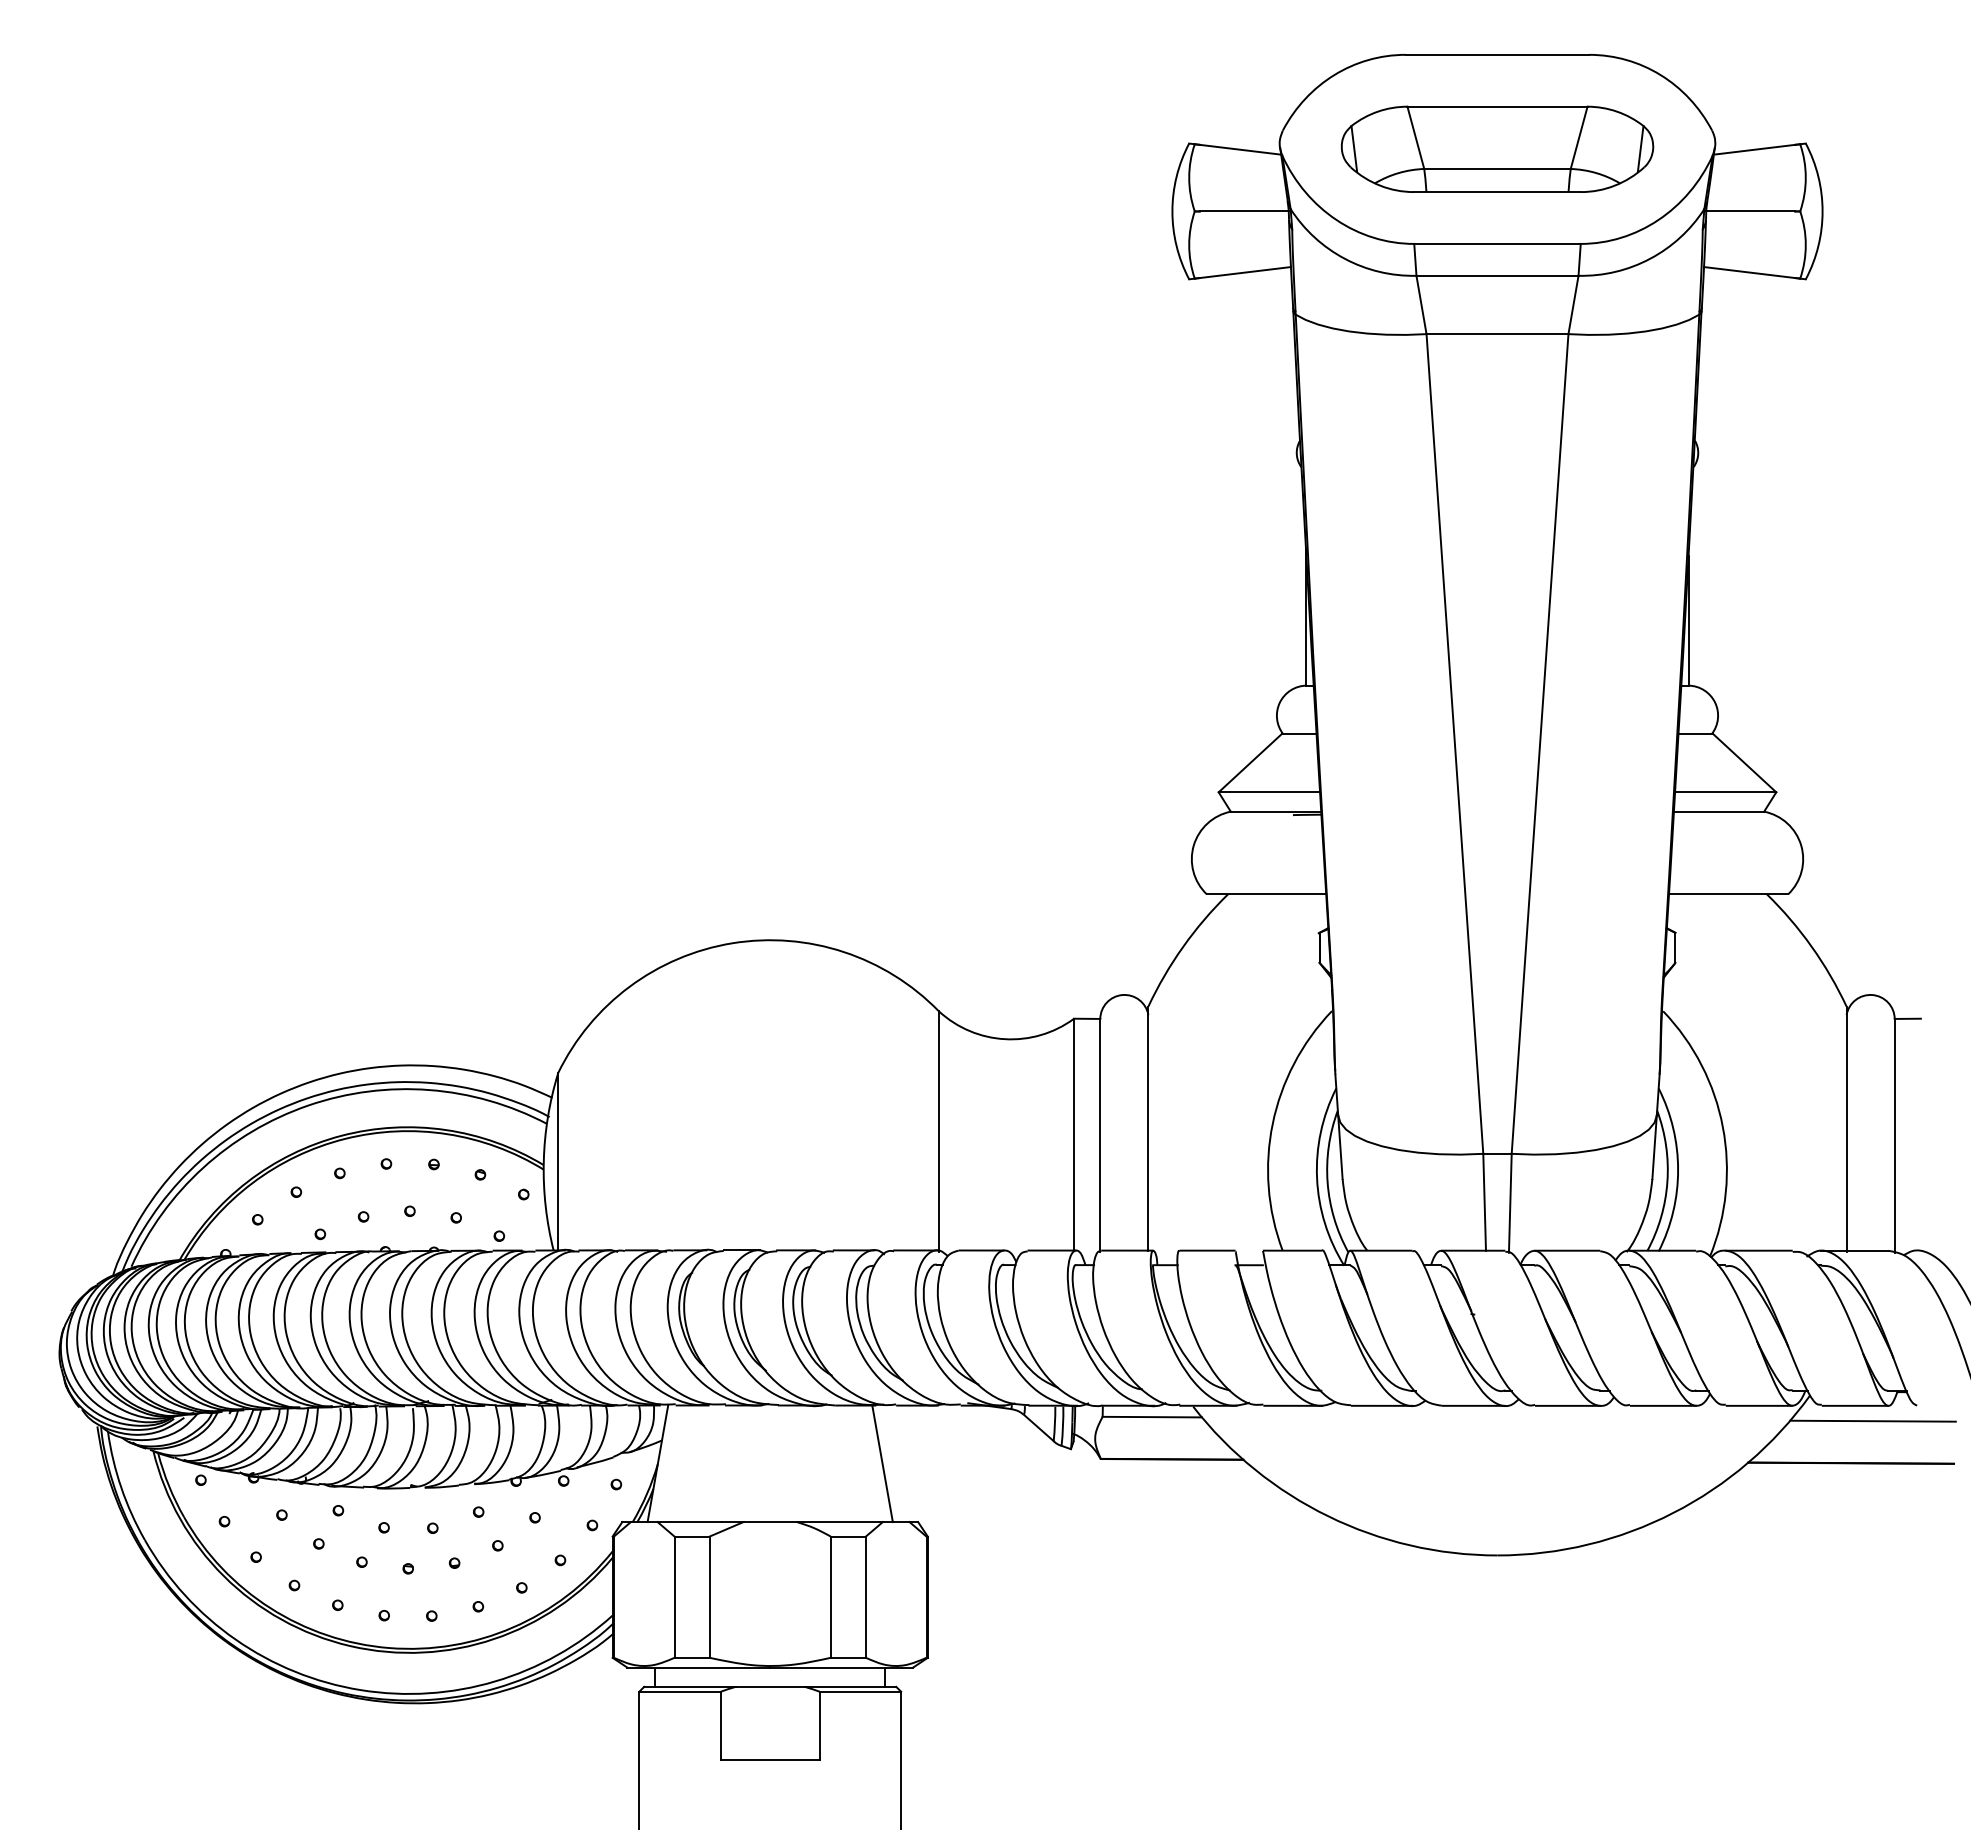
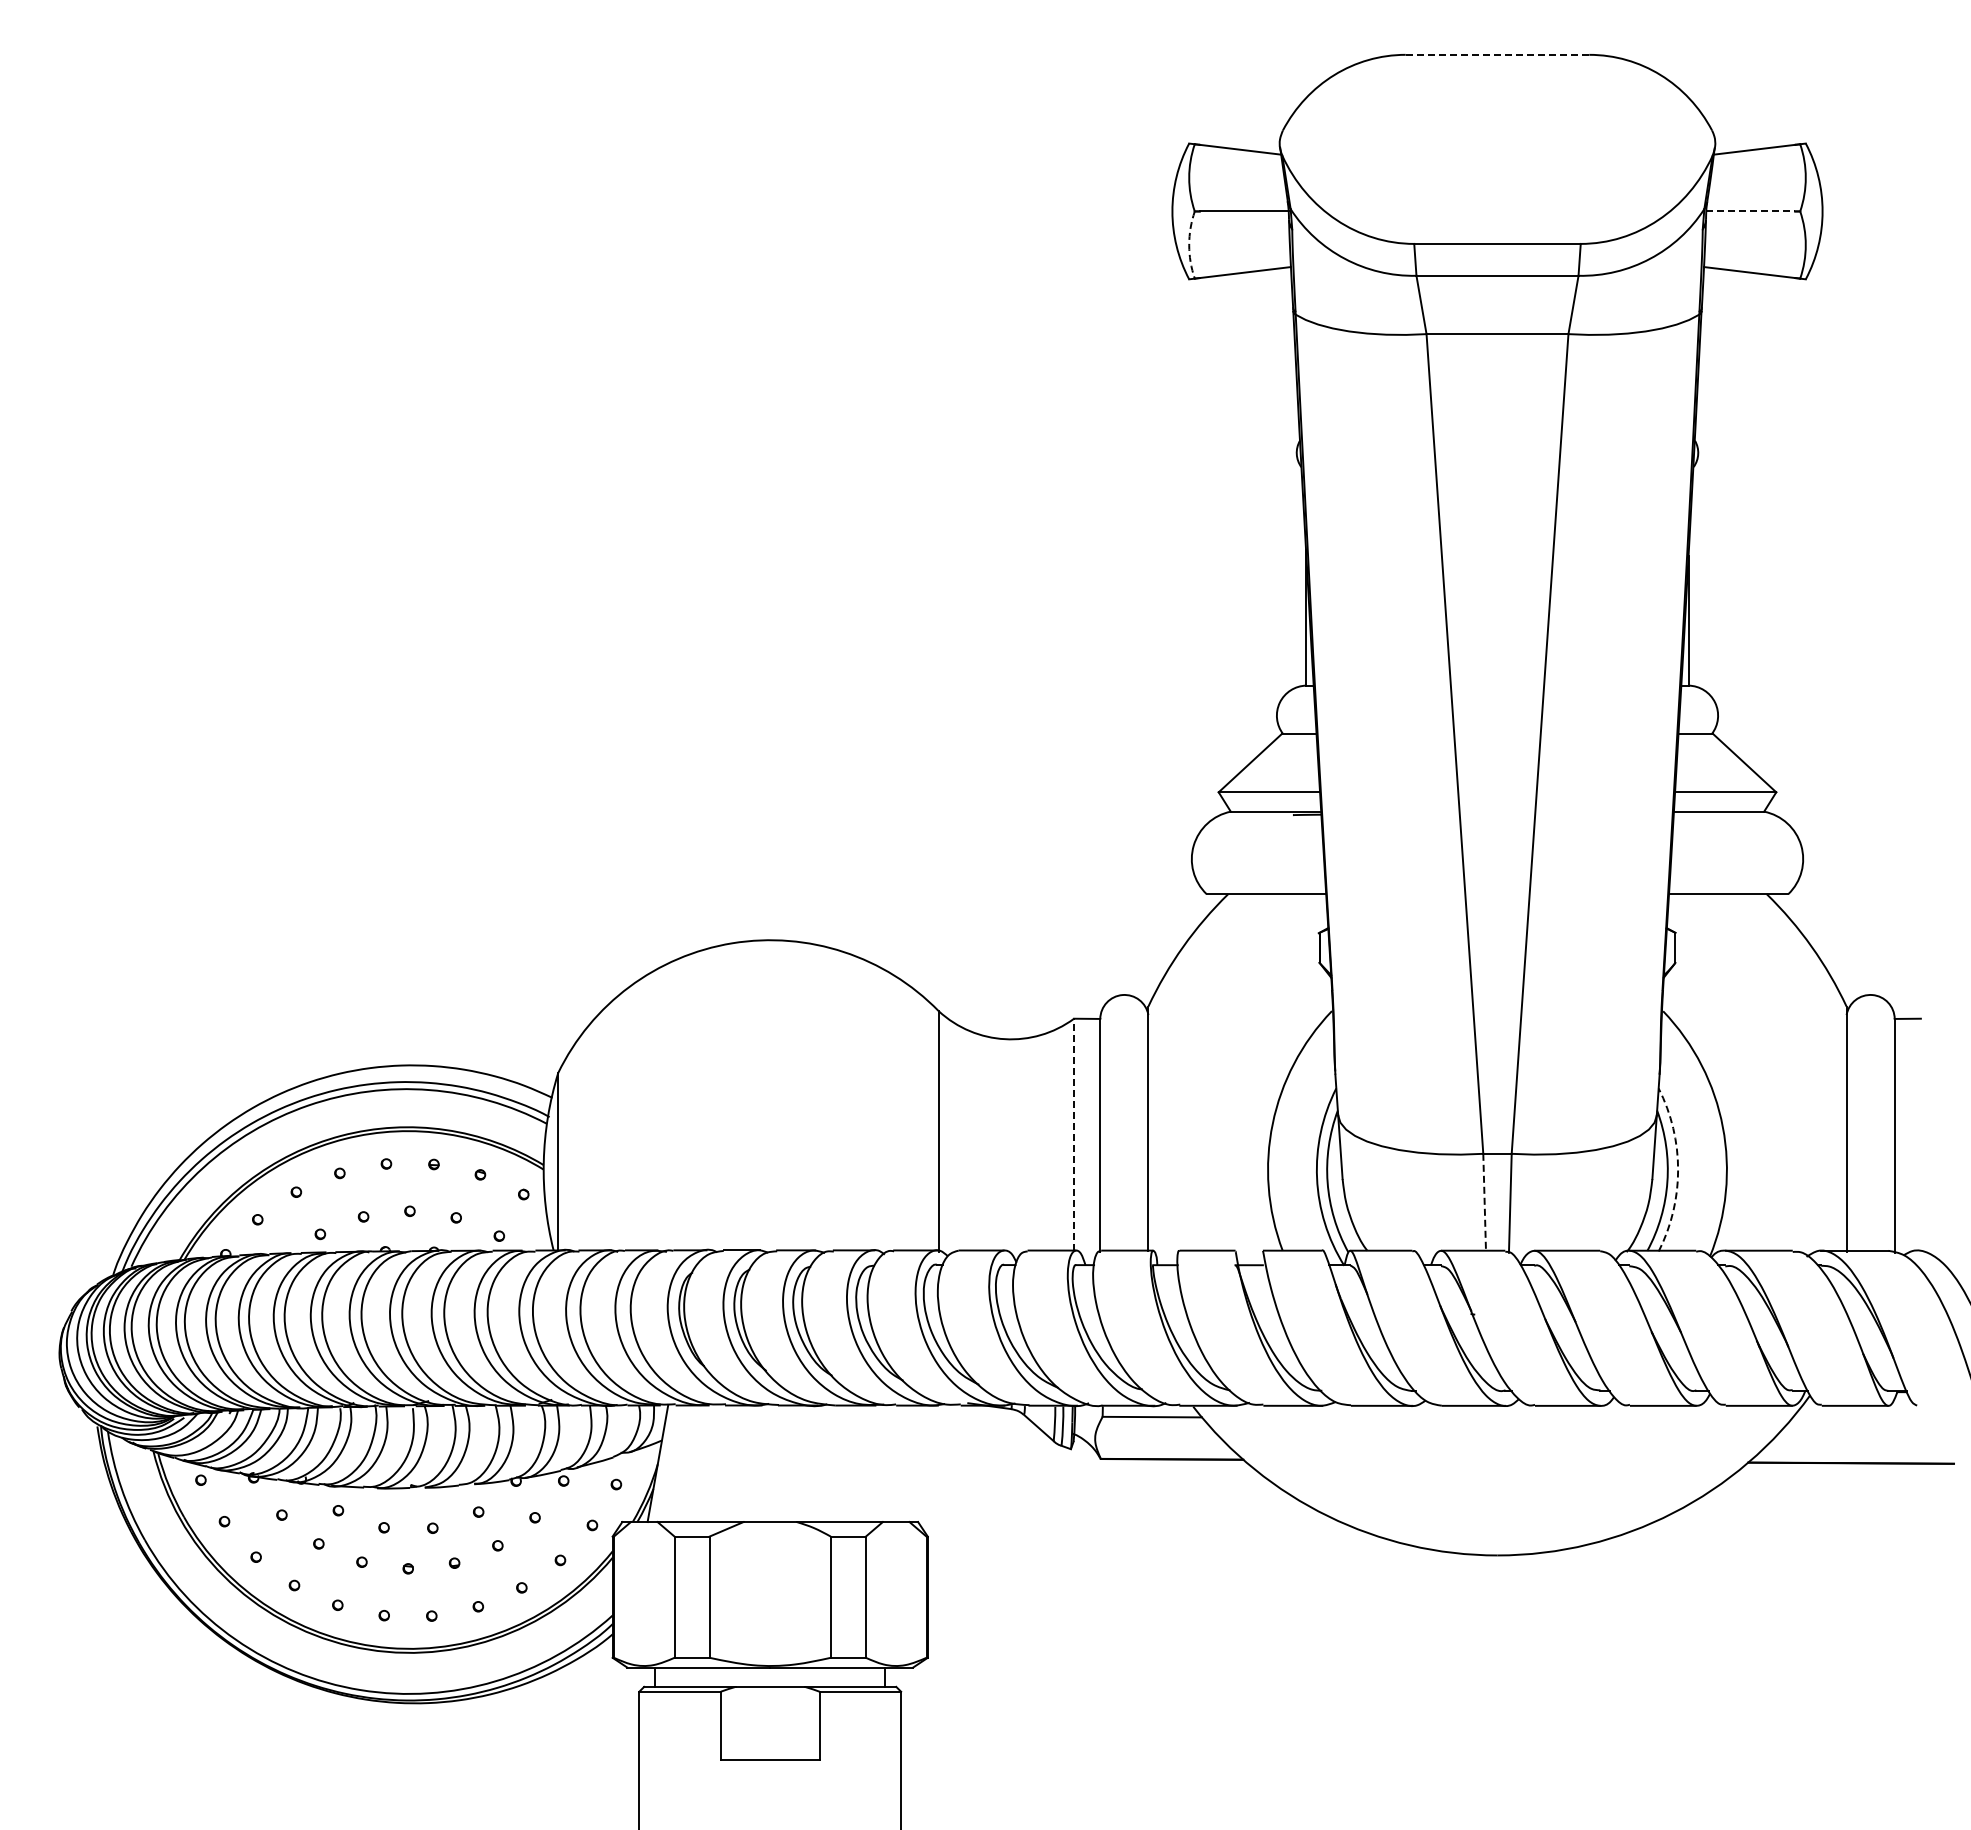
line: solid -> dashed (1497, 54)
part: present -> none (1497, 148)
line: solid -> dashed (1751, 211)
arc: solid -> dashed (1189, 245)
line: solid -> dashed (1074, 1134)
arc: solid -> dashed (1678, 1169)
line: solid -> dashed (1484, 1202)
line: present -> none (1872, 1420)
line: present -> none (882, 1463)
